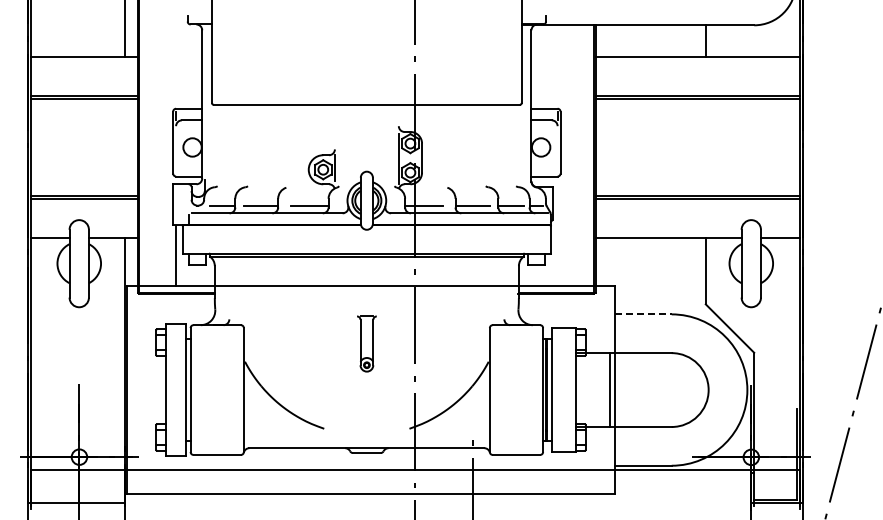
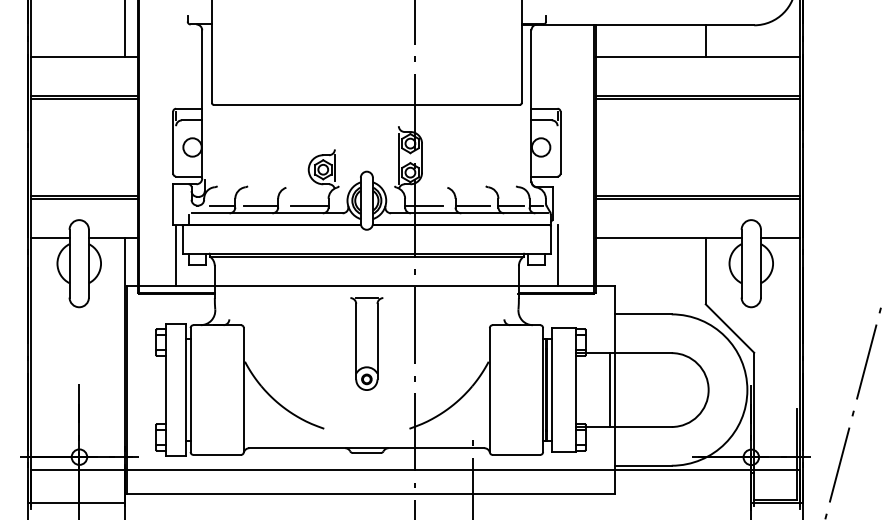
line: none -> present (557, 255)
line: dashed -> solid (643, 314)
part size: 20x58 px -> 34x94 px (366, 343)
